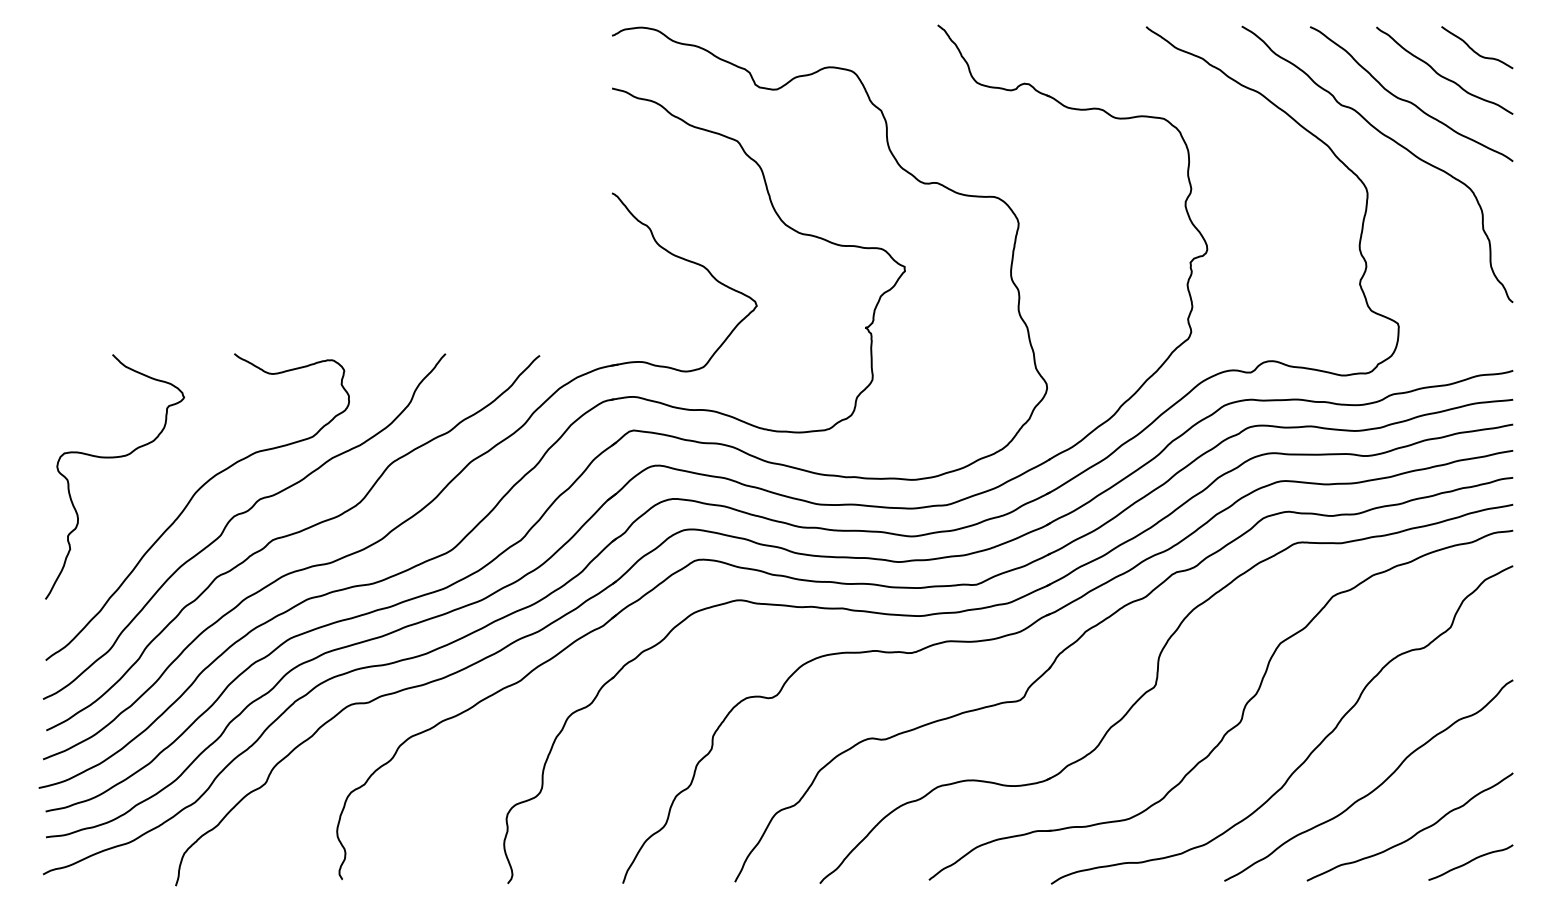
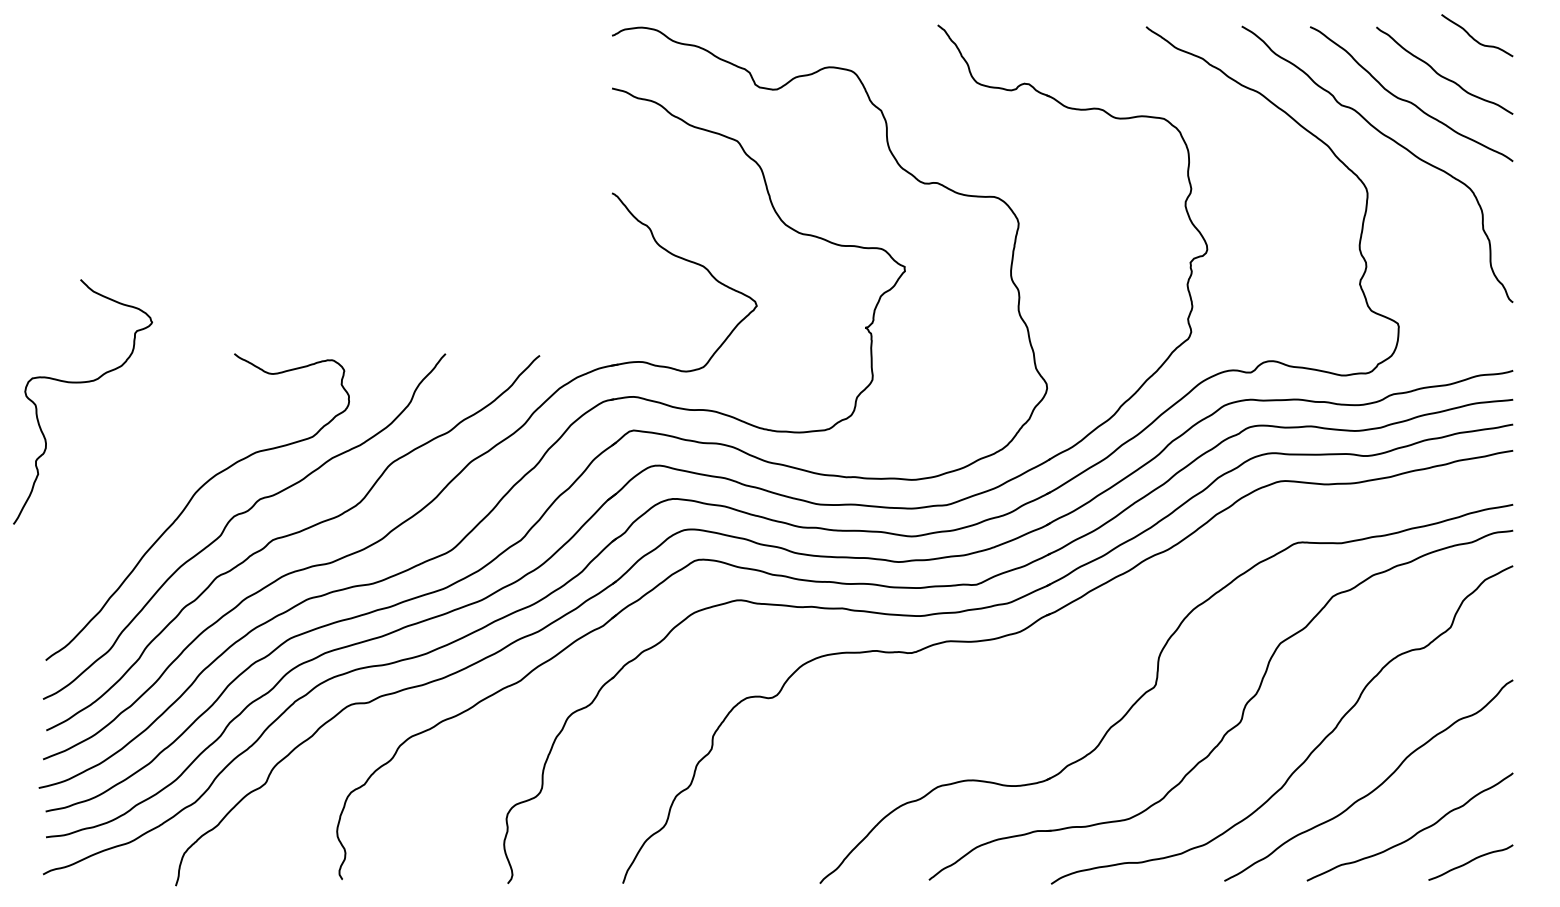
curve position: (1474, 50) -> (1474, 38) (1474, 38)
curve position: (114, 458) -> (82, 383) (82, 383)
part: present -> none (1091, 629)
